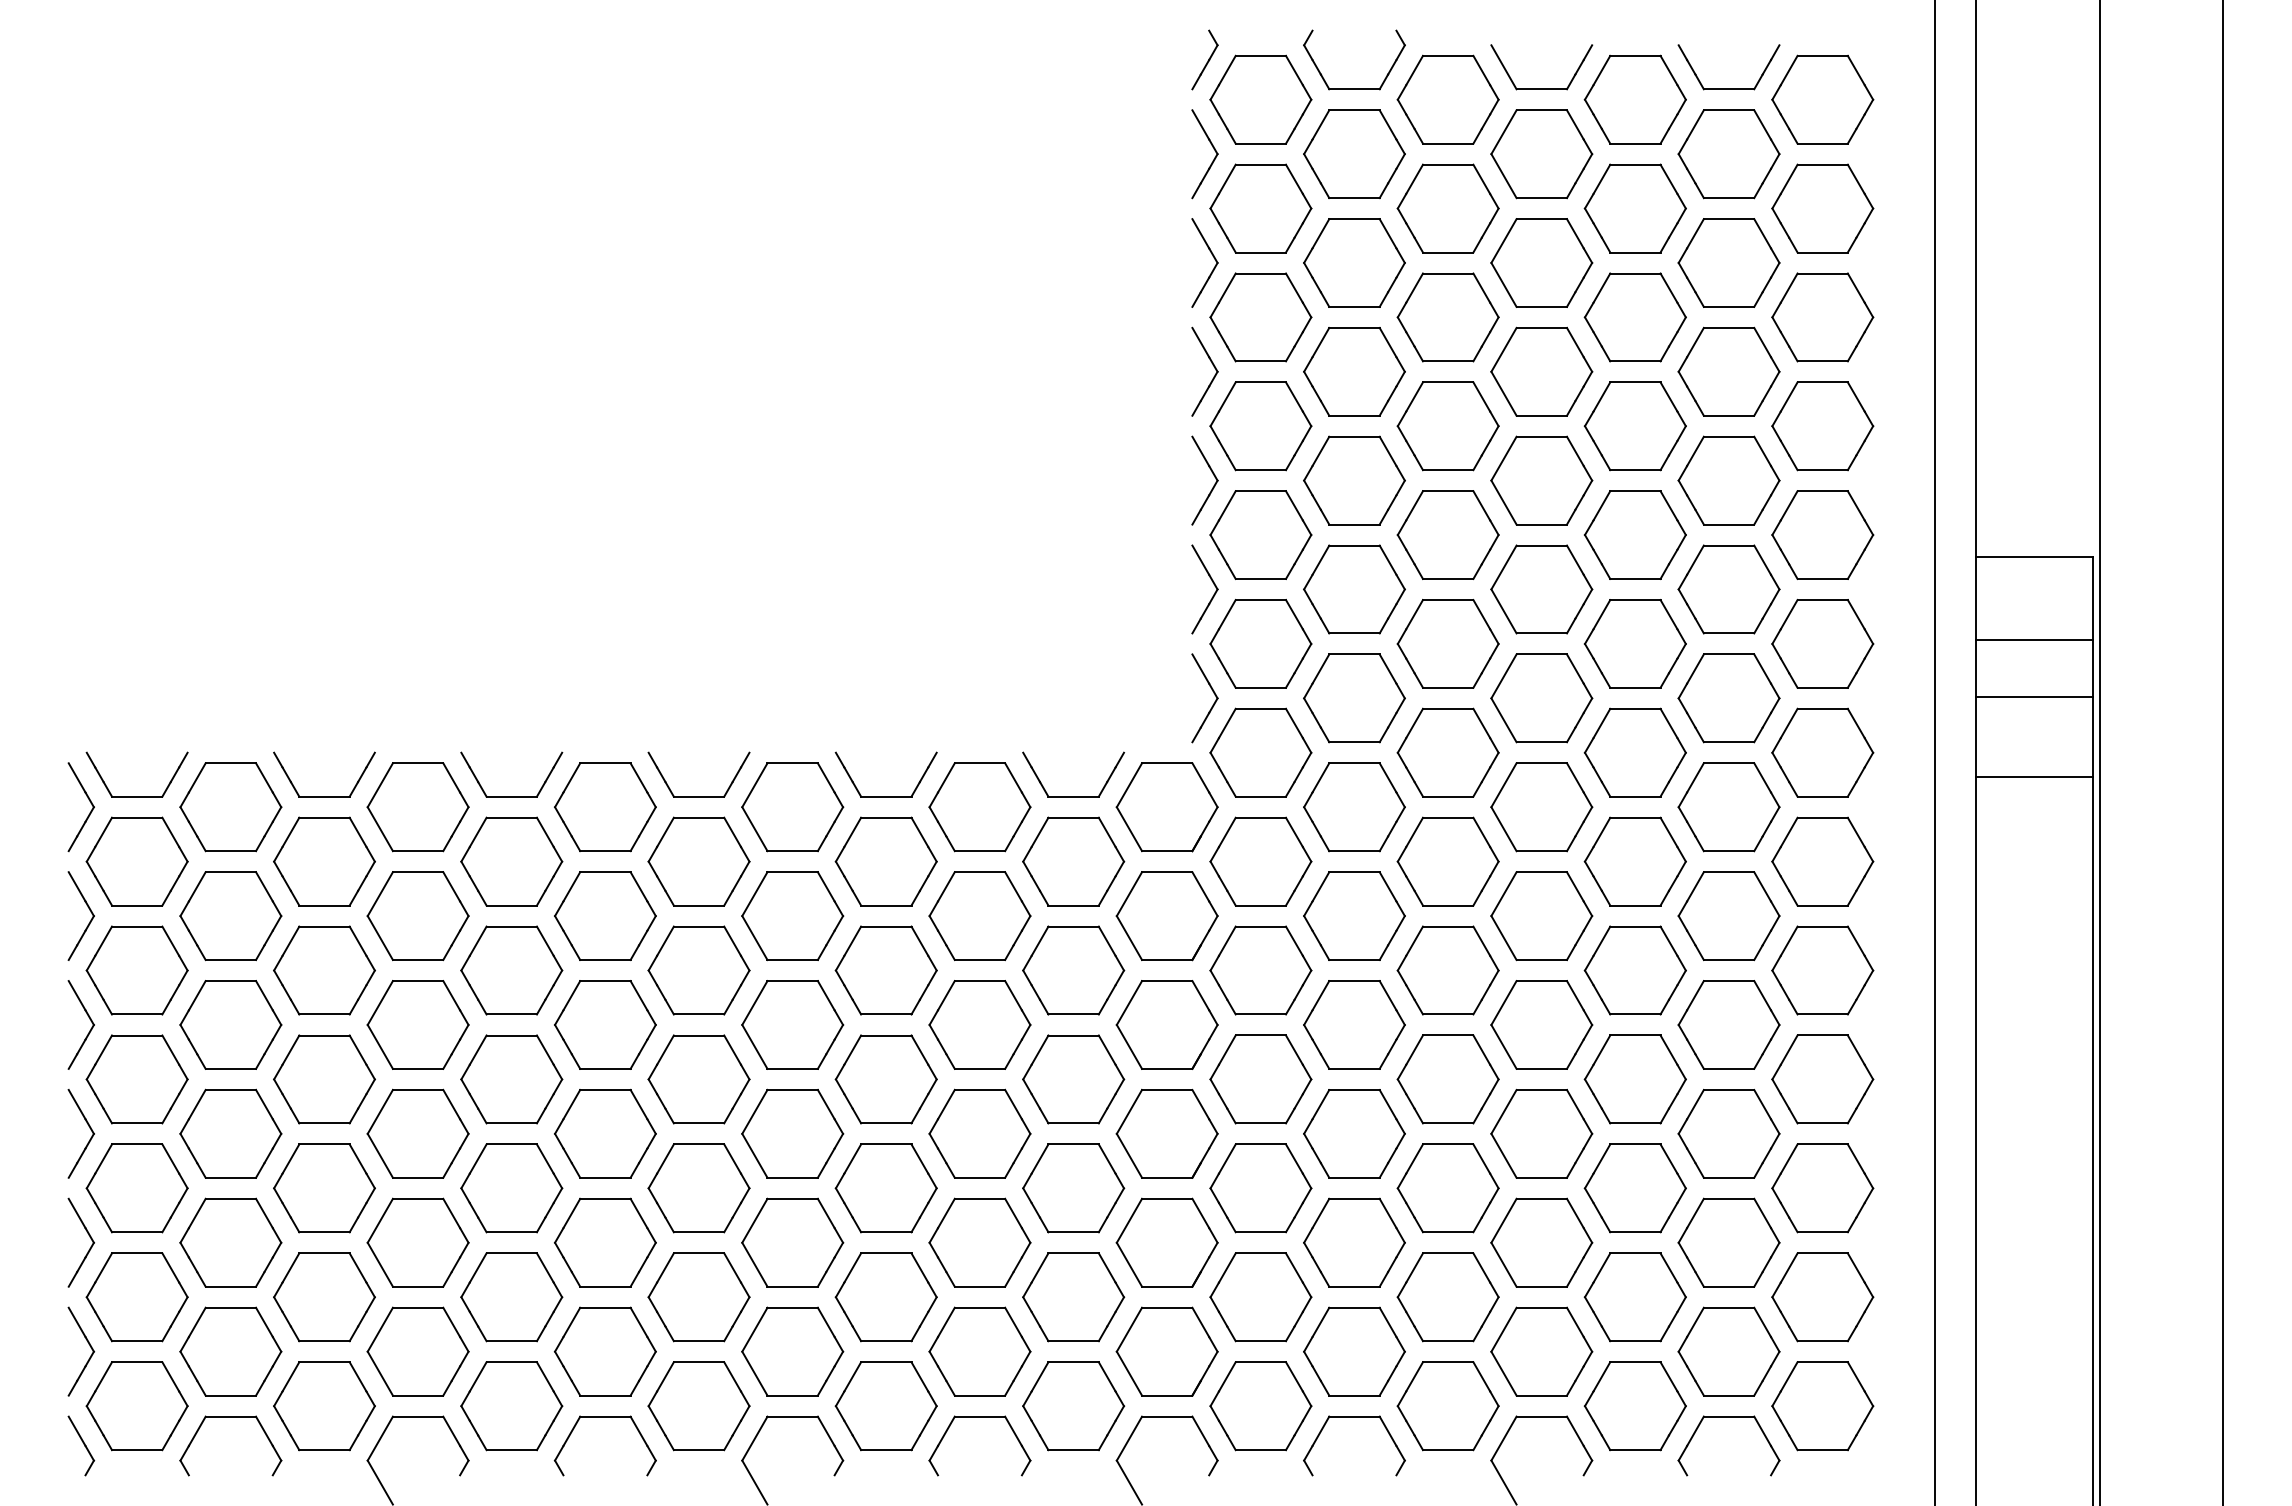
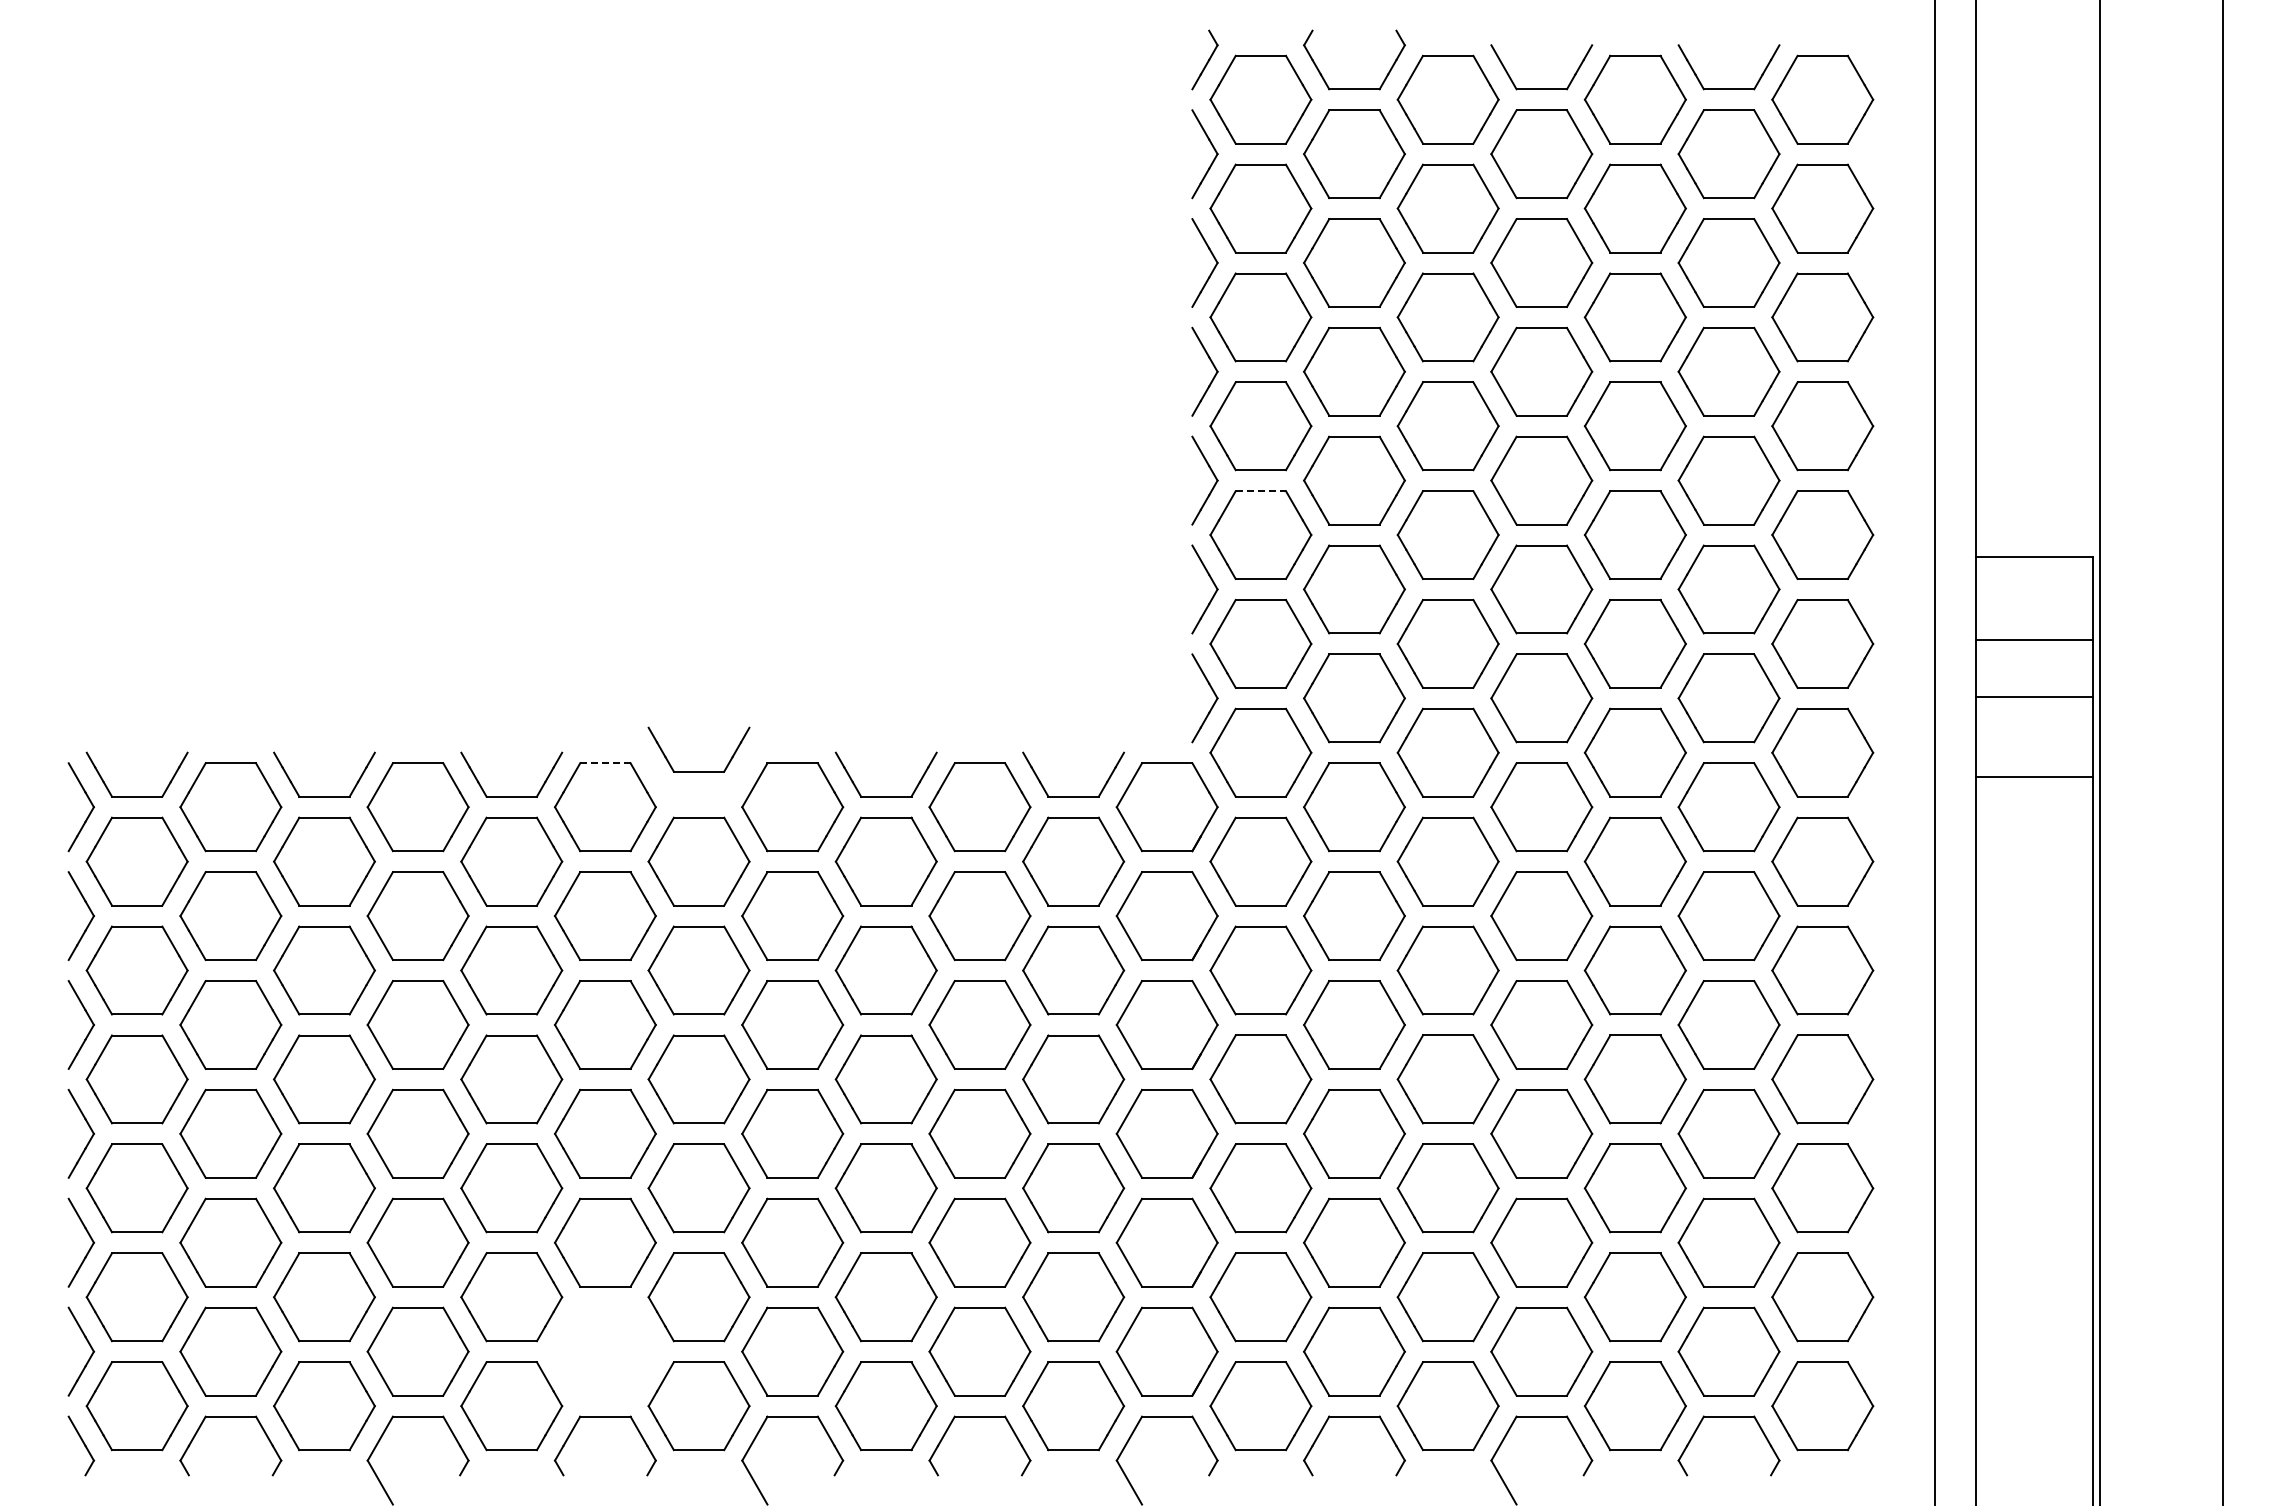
line: solid -> dashed (1261, 491)
line: solid -> dashed (605, 763)
part position: (698, 796) -> (698, 771) (698, 771)
part: present -> none (604, 1351)
